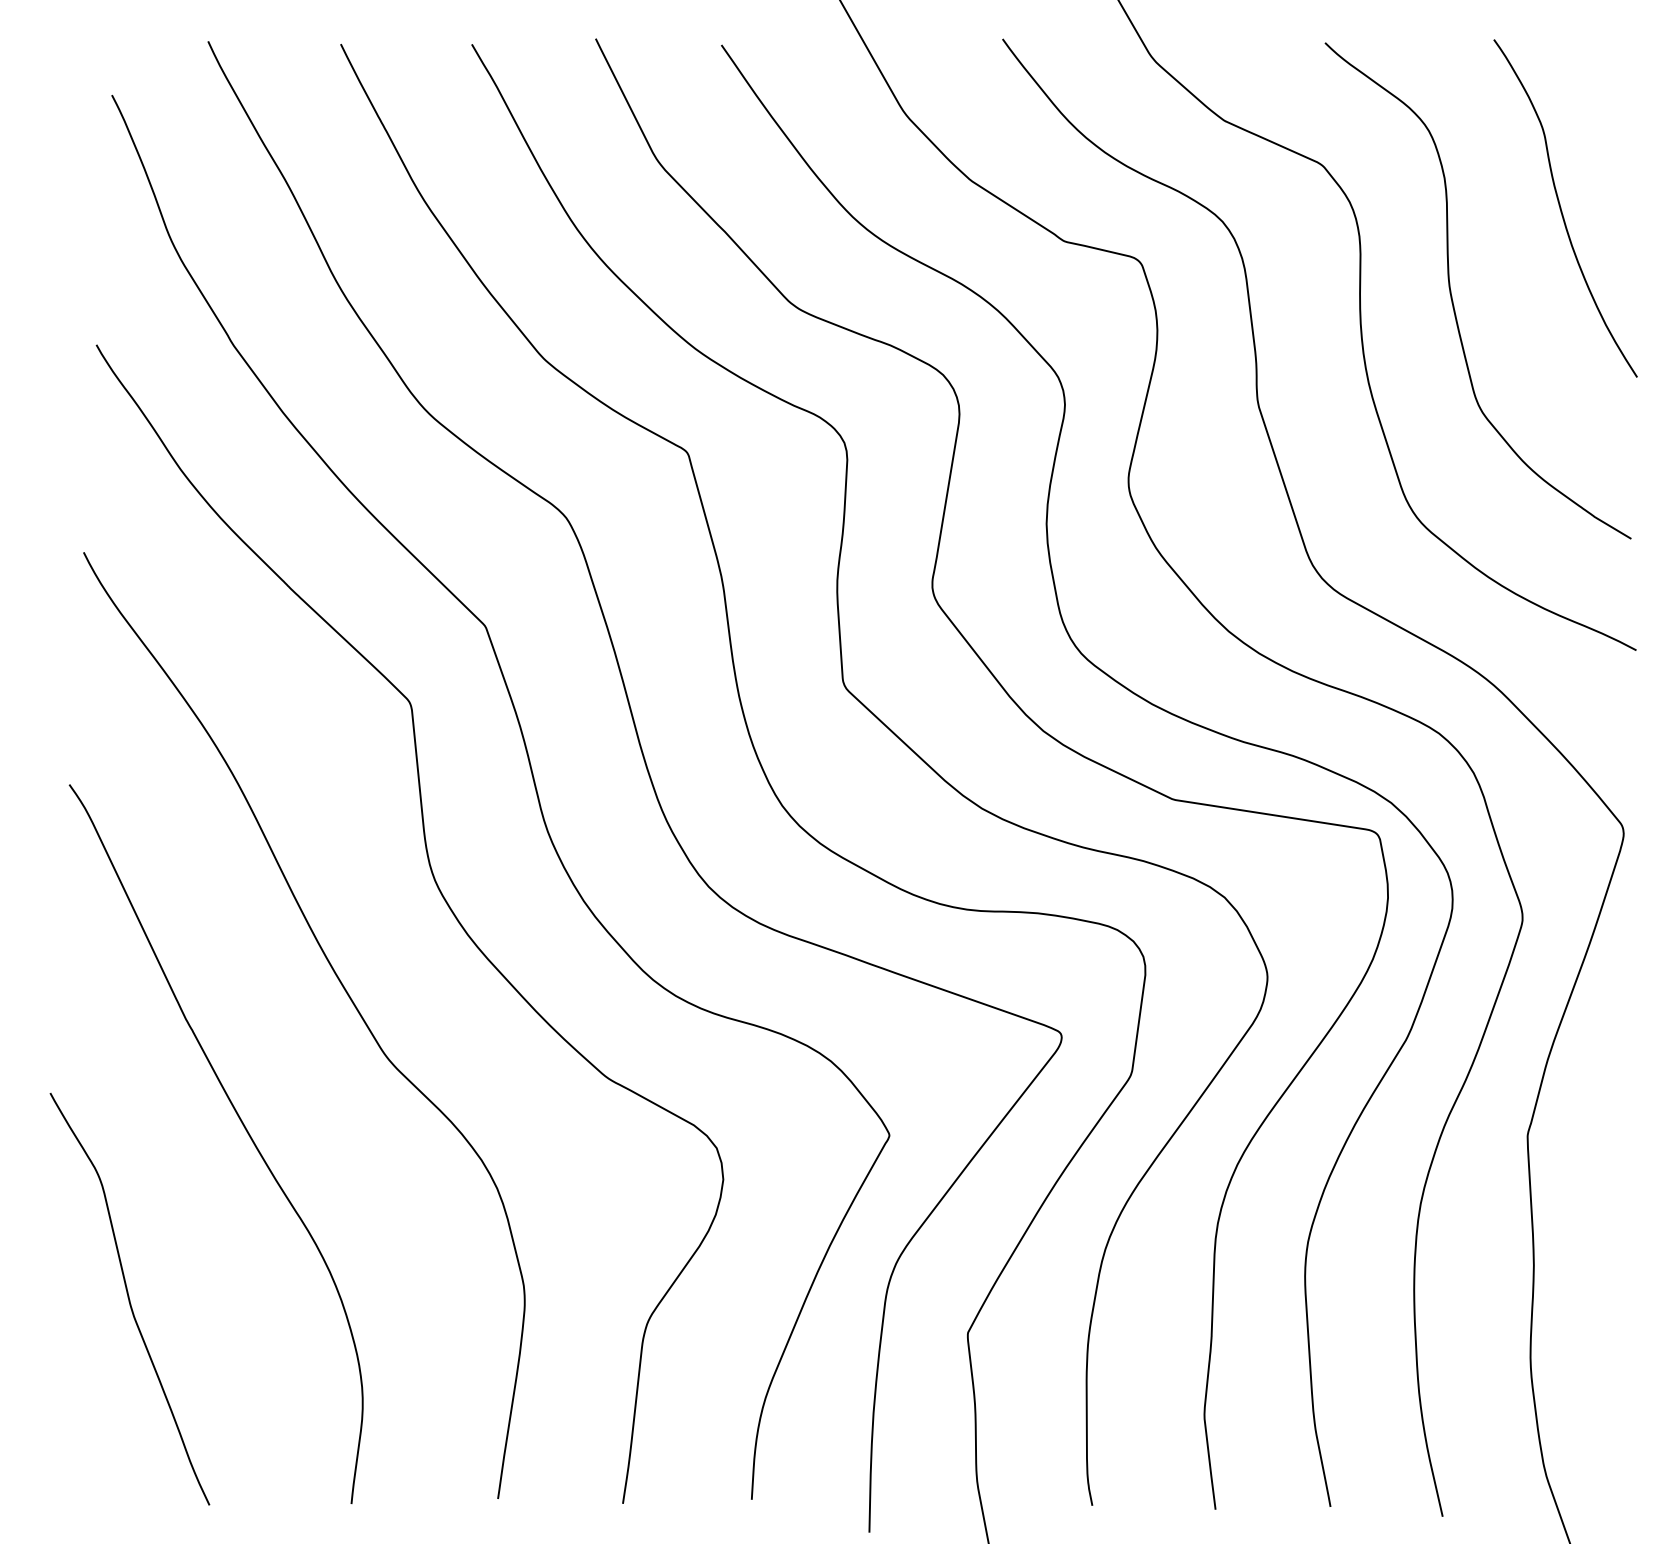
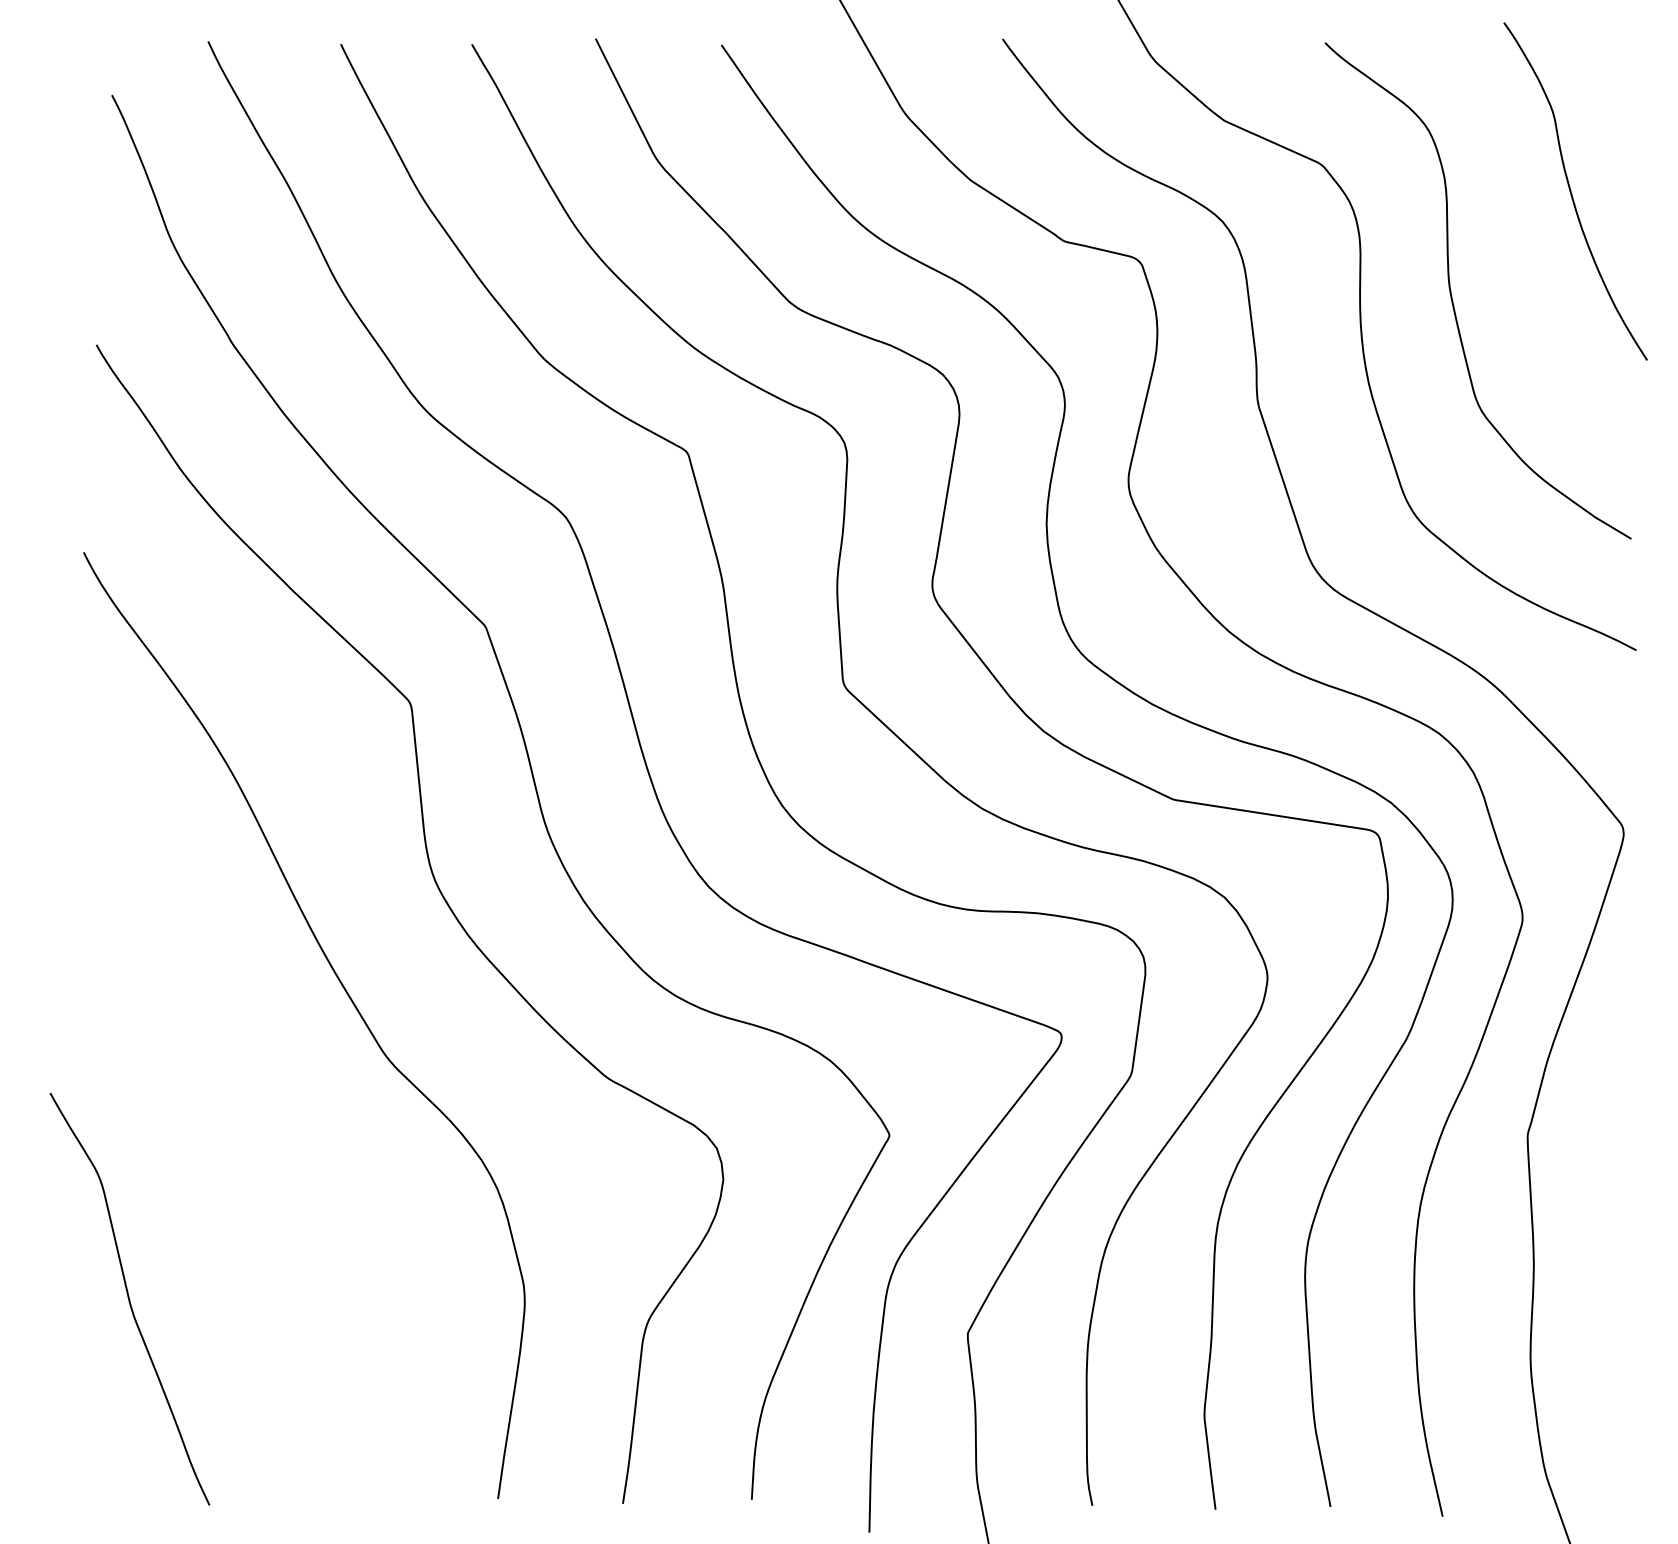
curve position: (1561, 208) -> (1571, 191) (1571, 191)
curve: present -> none (242, 1125)
